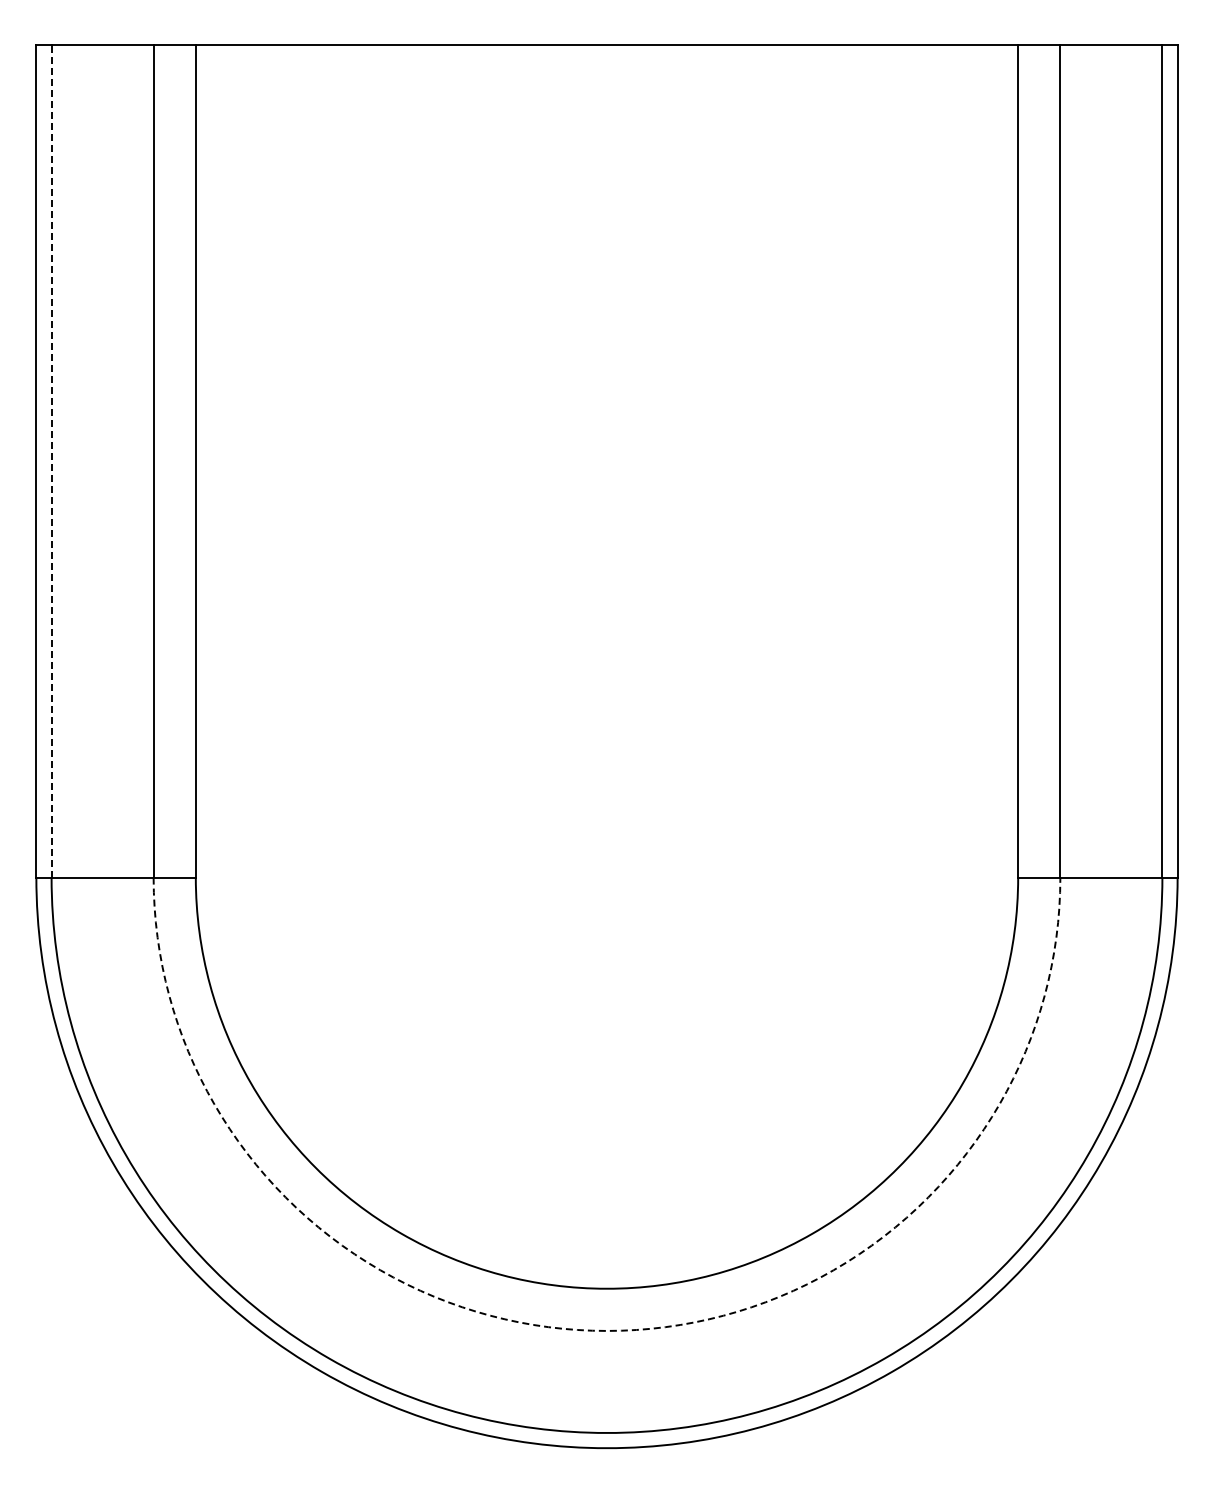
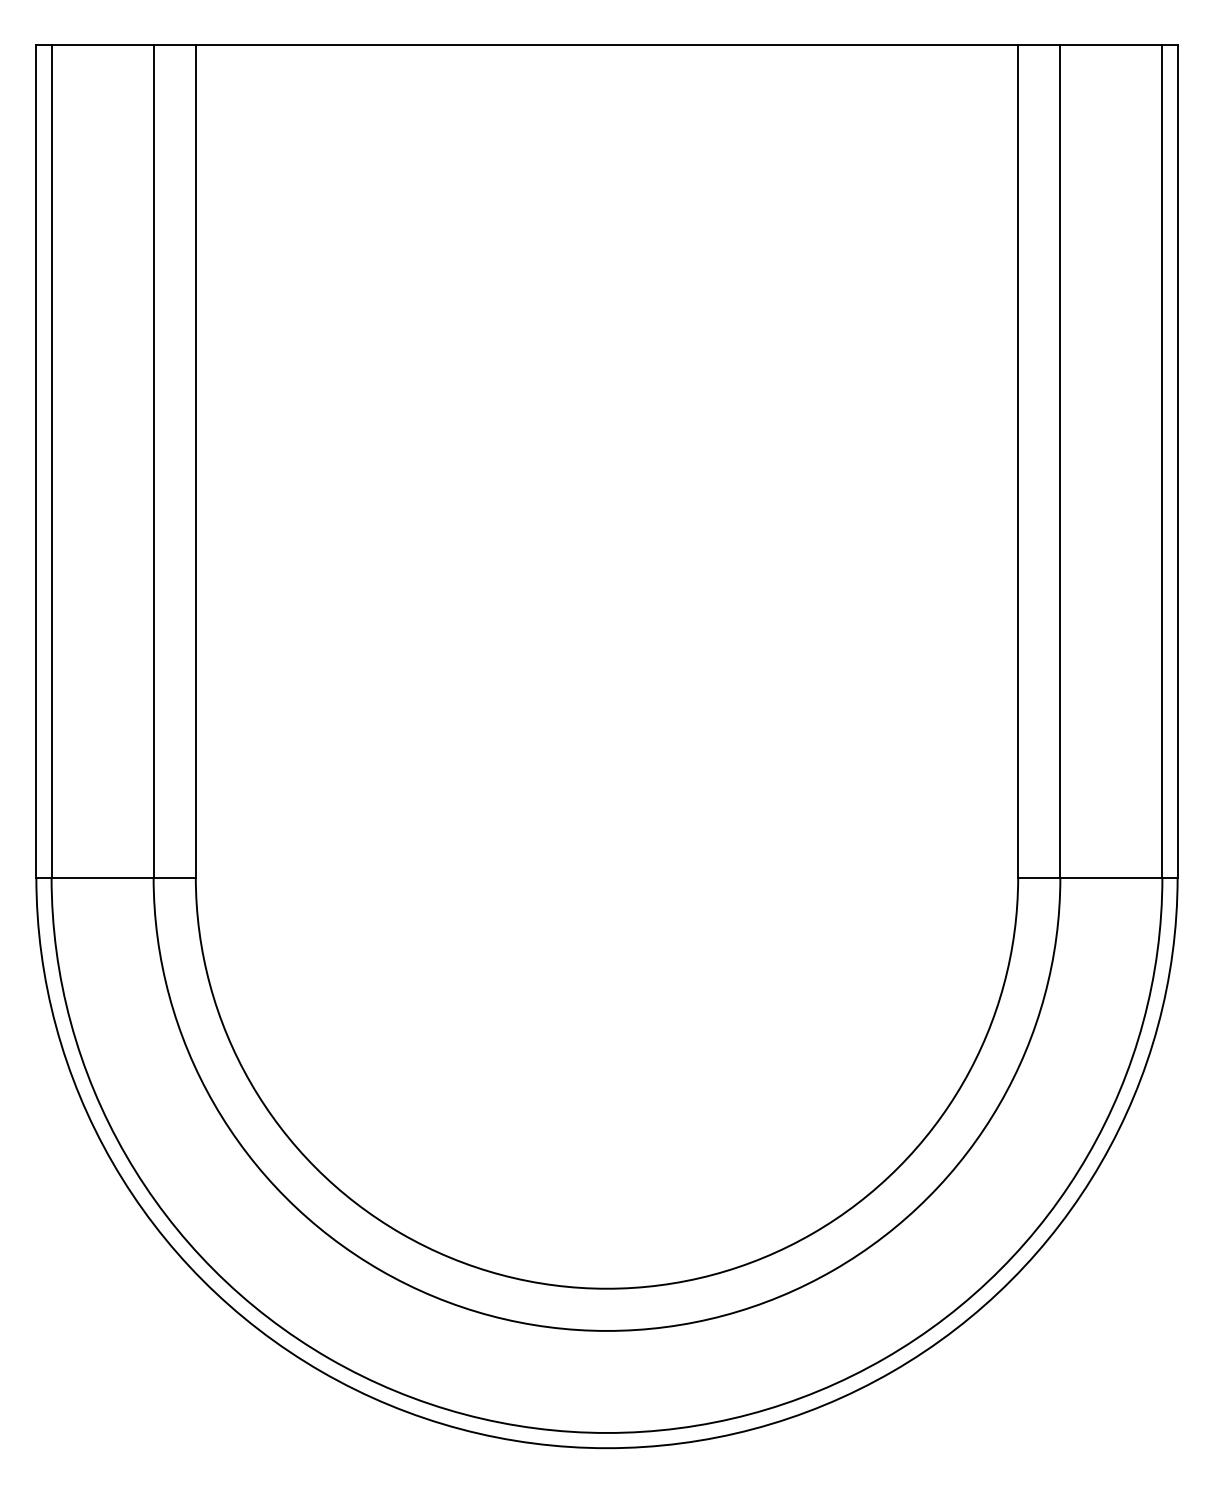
line: dashed -> solid (51, 460)
arc: dashed -> solid (607, 1330)
